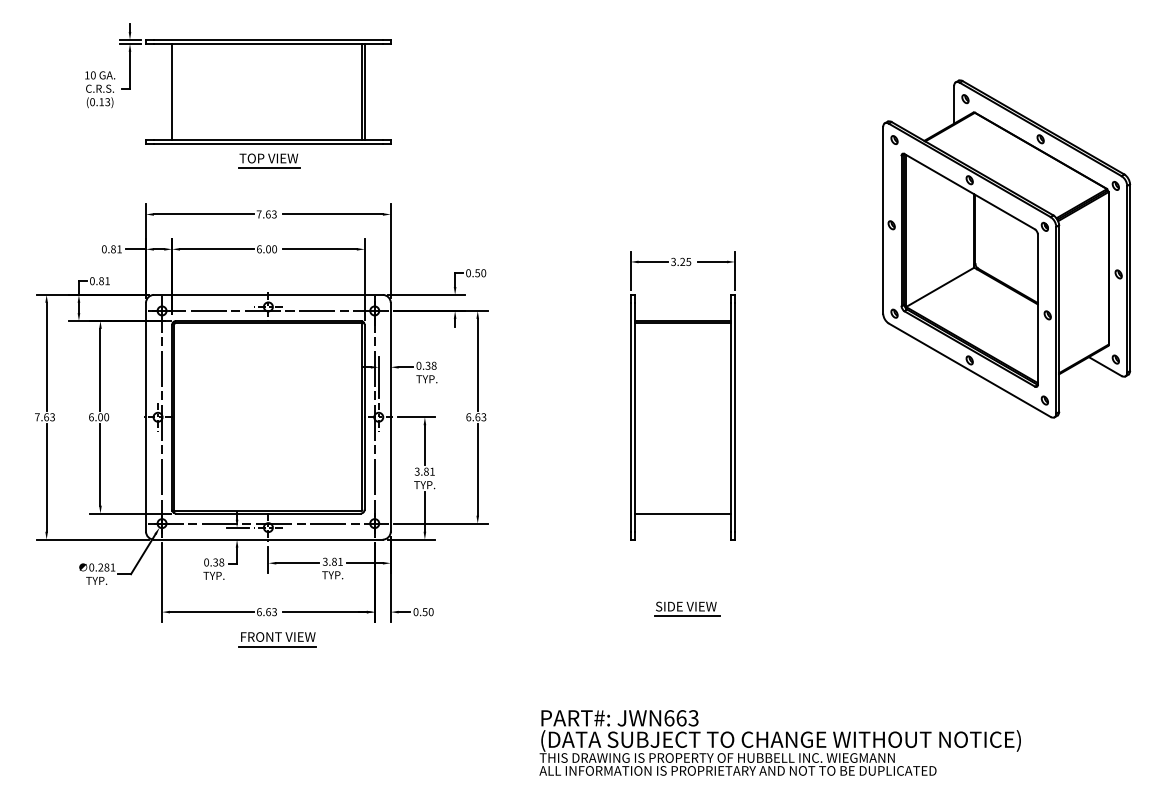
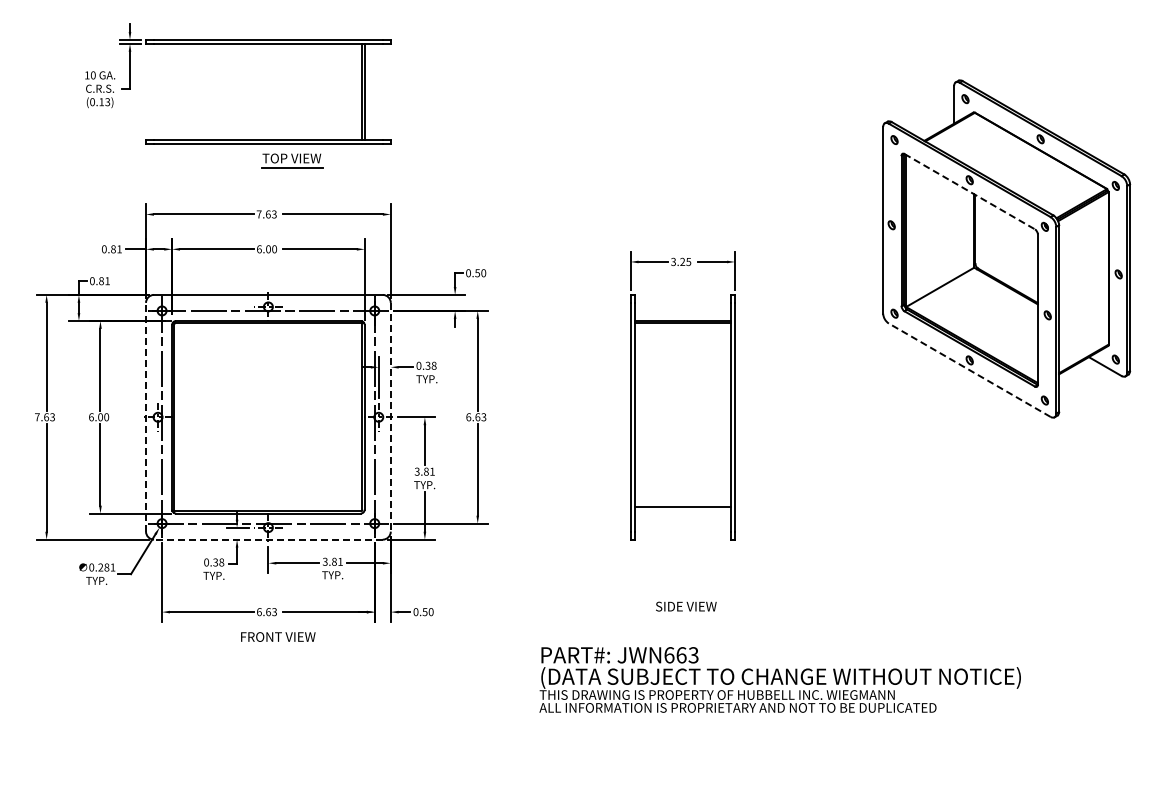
line: present -> none (172, 91)
part position: (269, 160) -> (292, 160) (292, 160)
line: solid -> dashed (970, 191)
line: solid -> dashed (969, 369)
line: solid -> dashed (146, 416)
line: solid -> dashed (390, 417)
line position: (682, 513) -> (682, 506) (682, 506)
line: solid -> dashed (267, 539)
line: present -> none (686, 616)
line: present -> none (277, 646)
text position: (779, 742) -> (779, 679) (779, 679)
